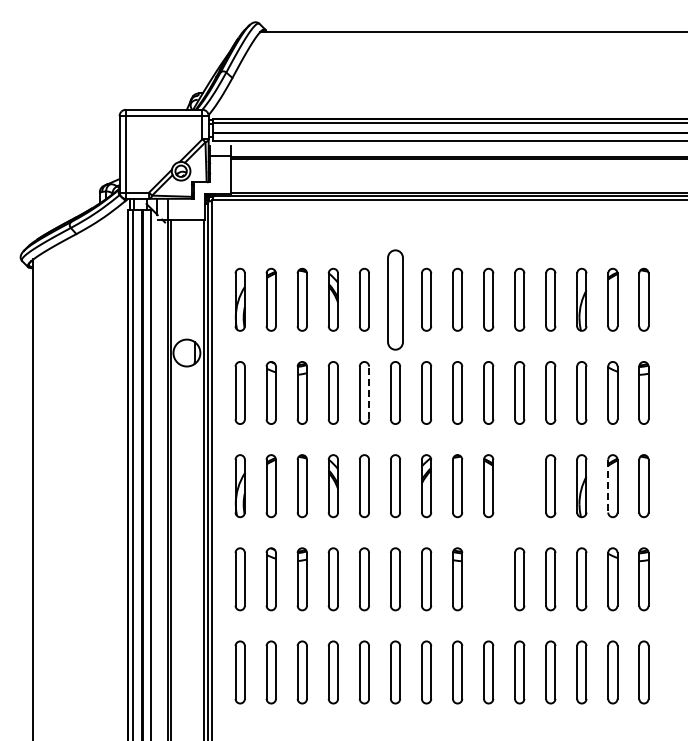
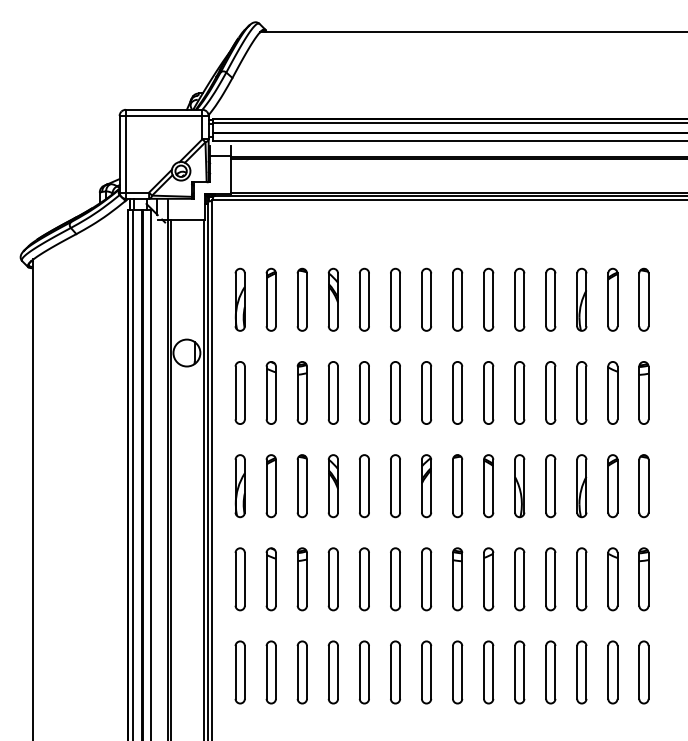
part size: 17x102 px -> 11x65 px (395, 299)
line: dashed -> solid (369, 392)
part: none -> present (519, 486)
line: dashed -> solid (608, 486)
part: none -> present (488, 579)
